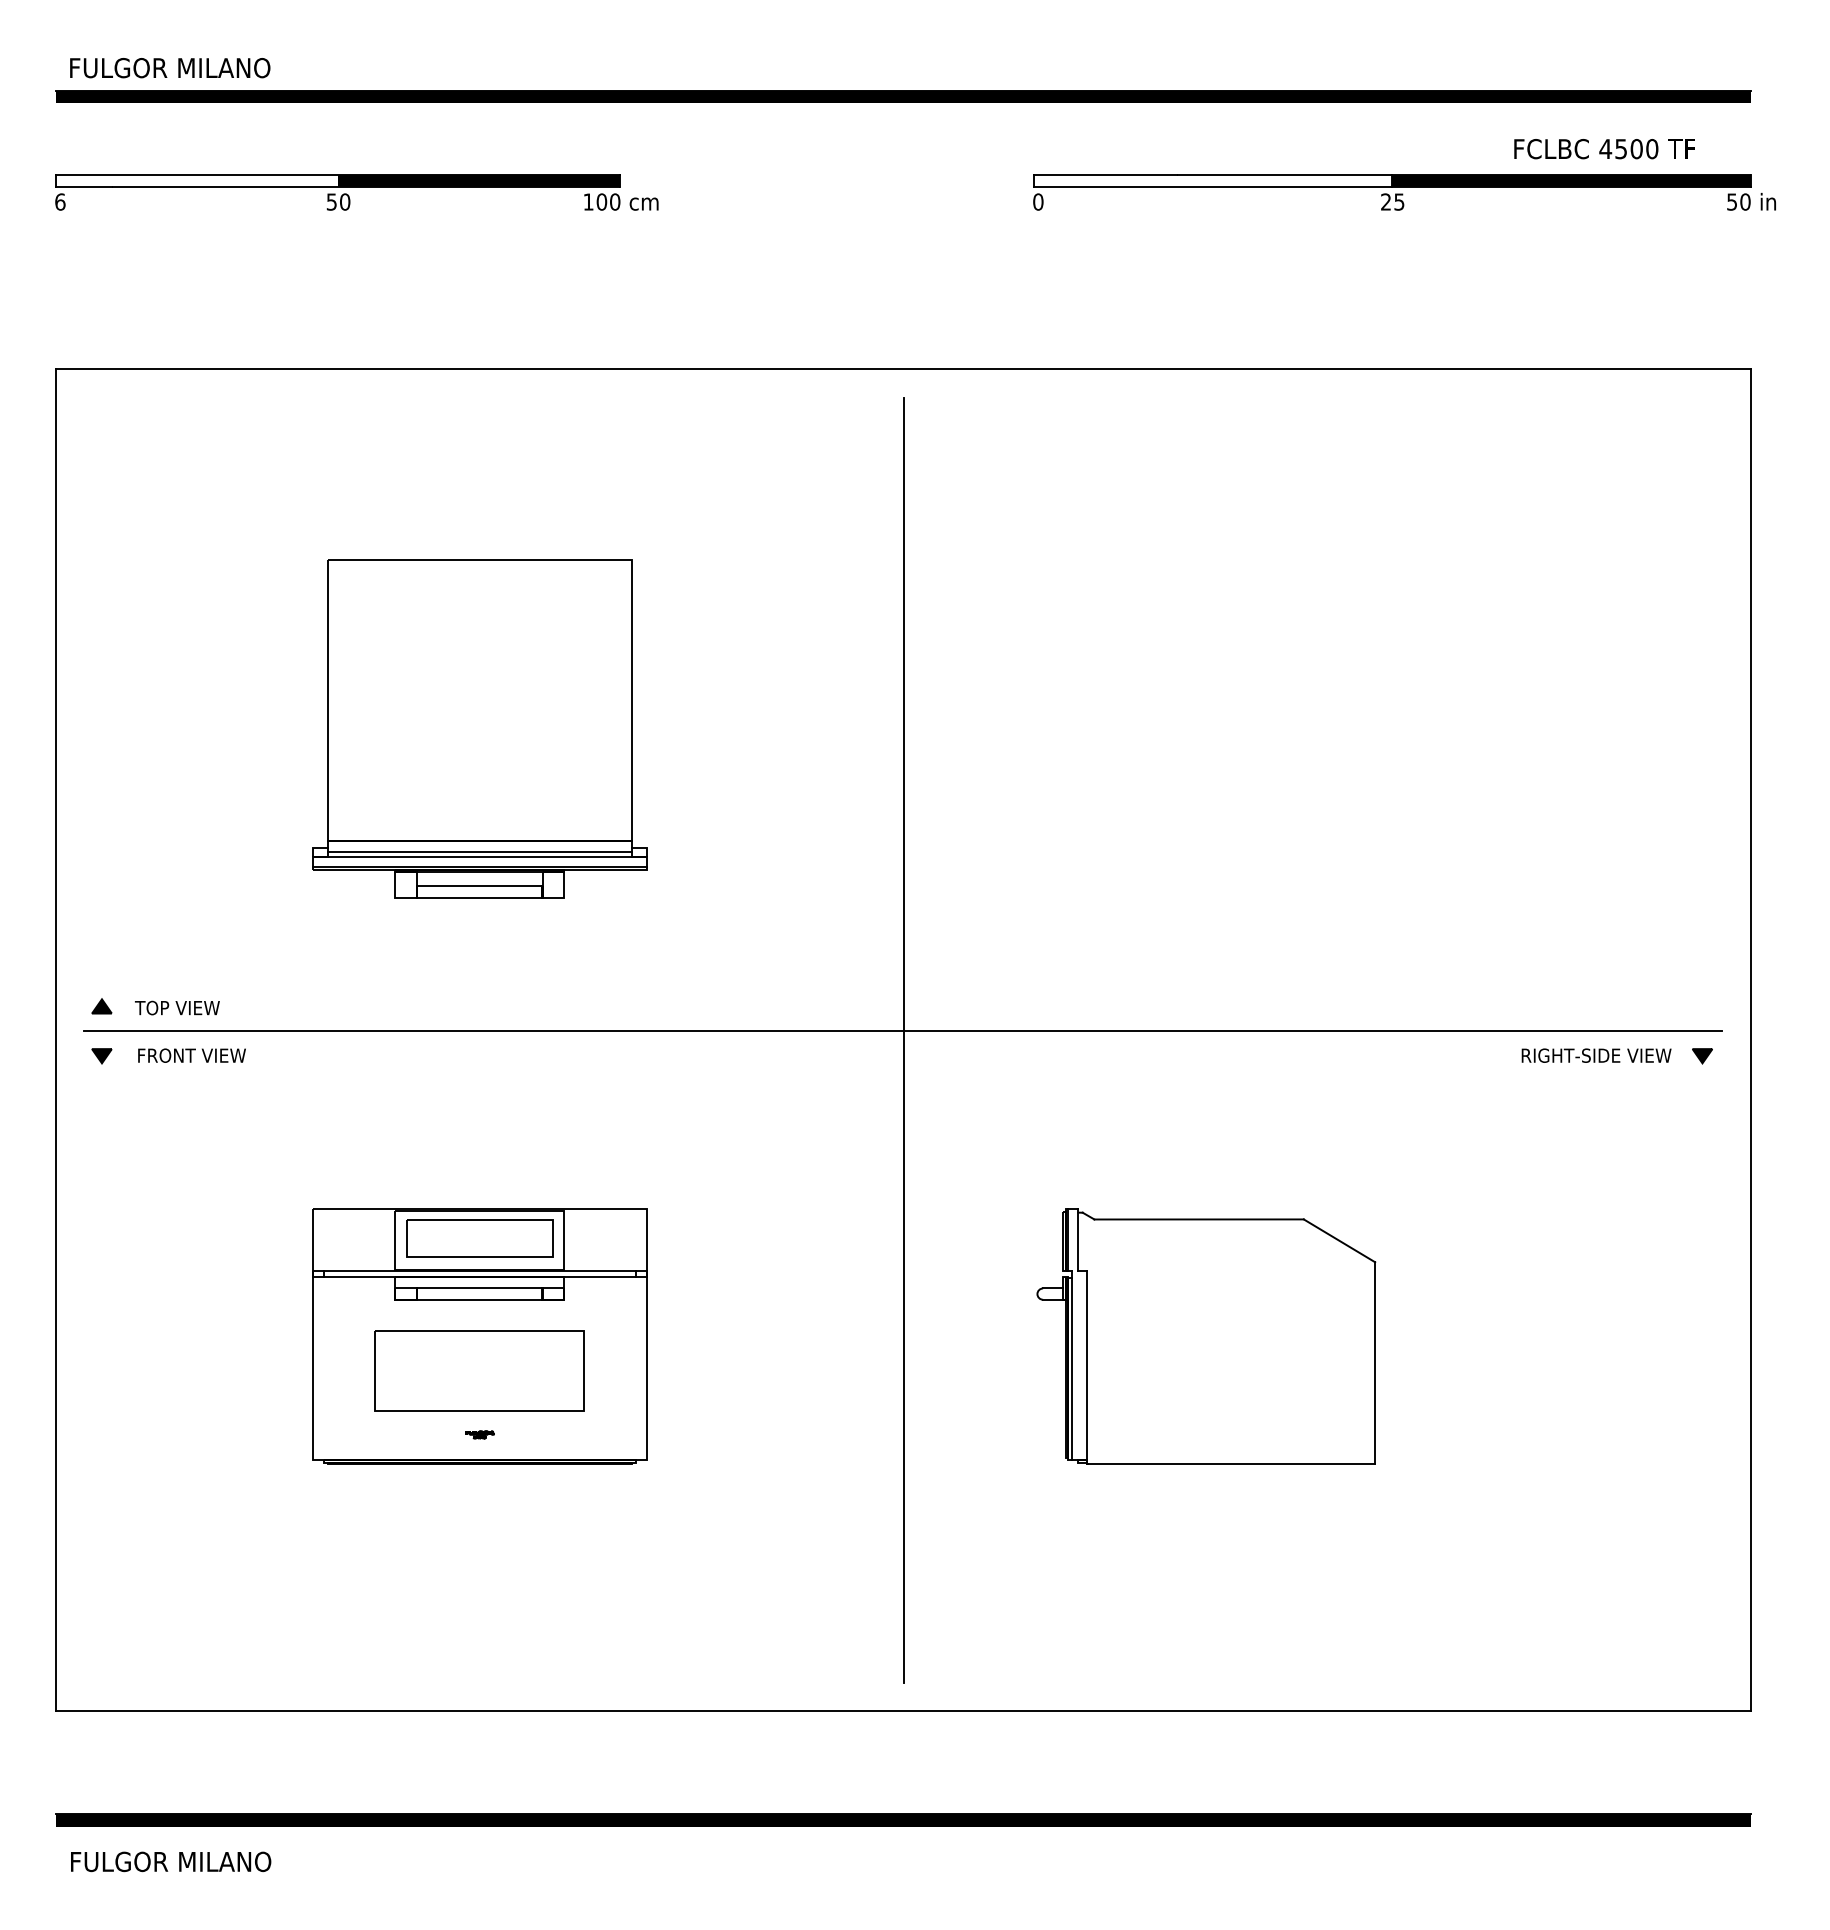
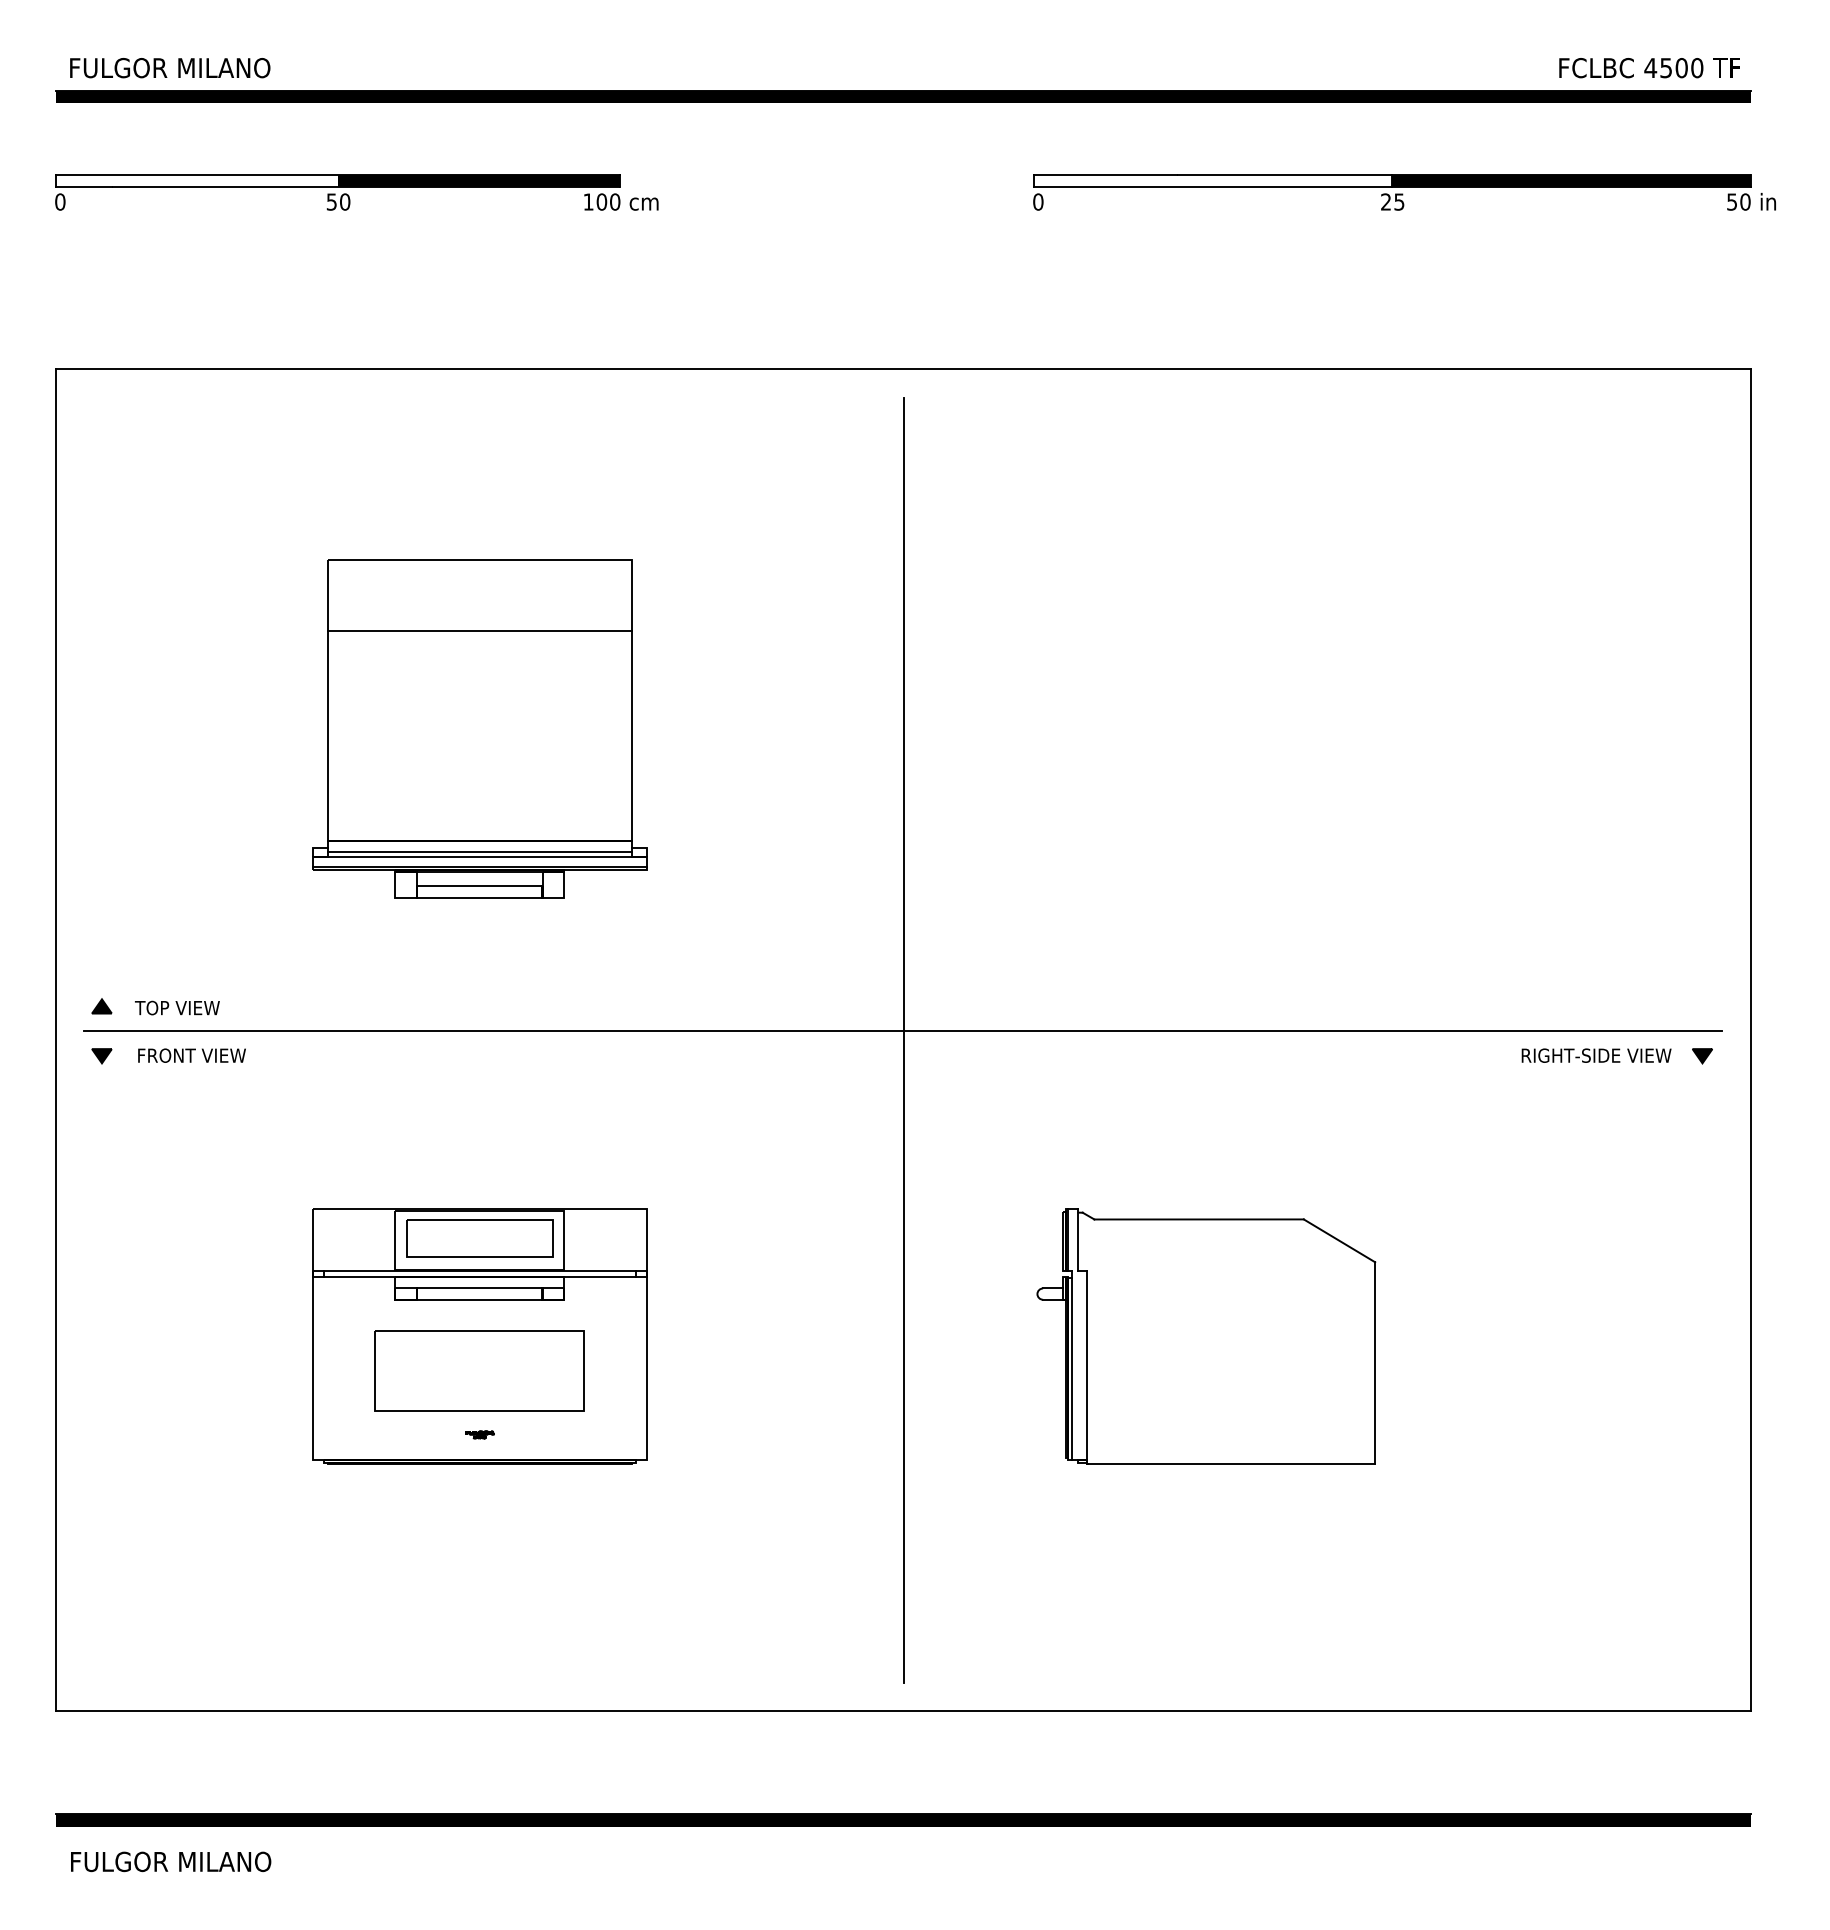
text position: (1604, 149) -> (1649, 68) (1649, 68)
text: 6 -> 0 (60, 201)
line: none -> present (479, 631)
